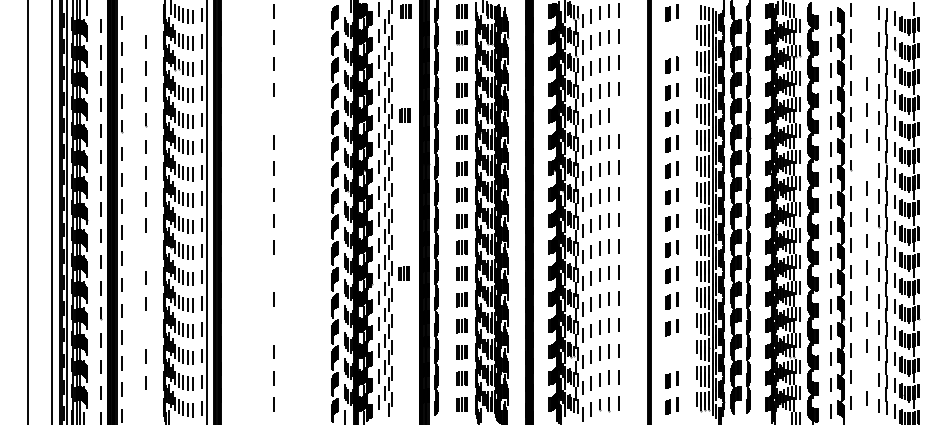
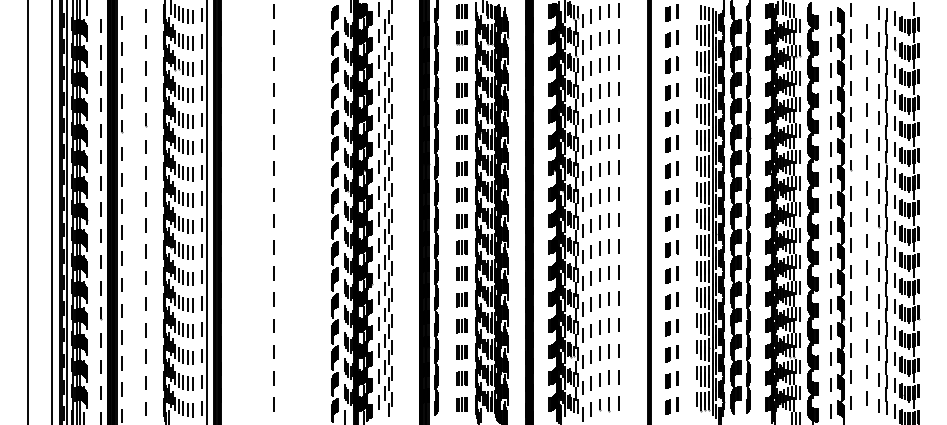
part: present -> none (405, 11)
line: none -> present (145, 15)
line: none -> present (866, 31)
part: none -> present (671, 38)
line: none -> present (866, 57)
line: none -> present (618, 114)
part: present -> none (404, 115)
line: none -> present (273, 116)
line: none -> present (866, 162)
line: none -> present (145, 251)
line: none -> present (273, 273)
part: present -> none (403, 273)
line: none -> present (273, 325)
line: none -> present (145, 330)
part: none -> present (671, 353)
line: none -> present (866, 371)
line: none -> present (145, 408)
